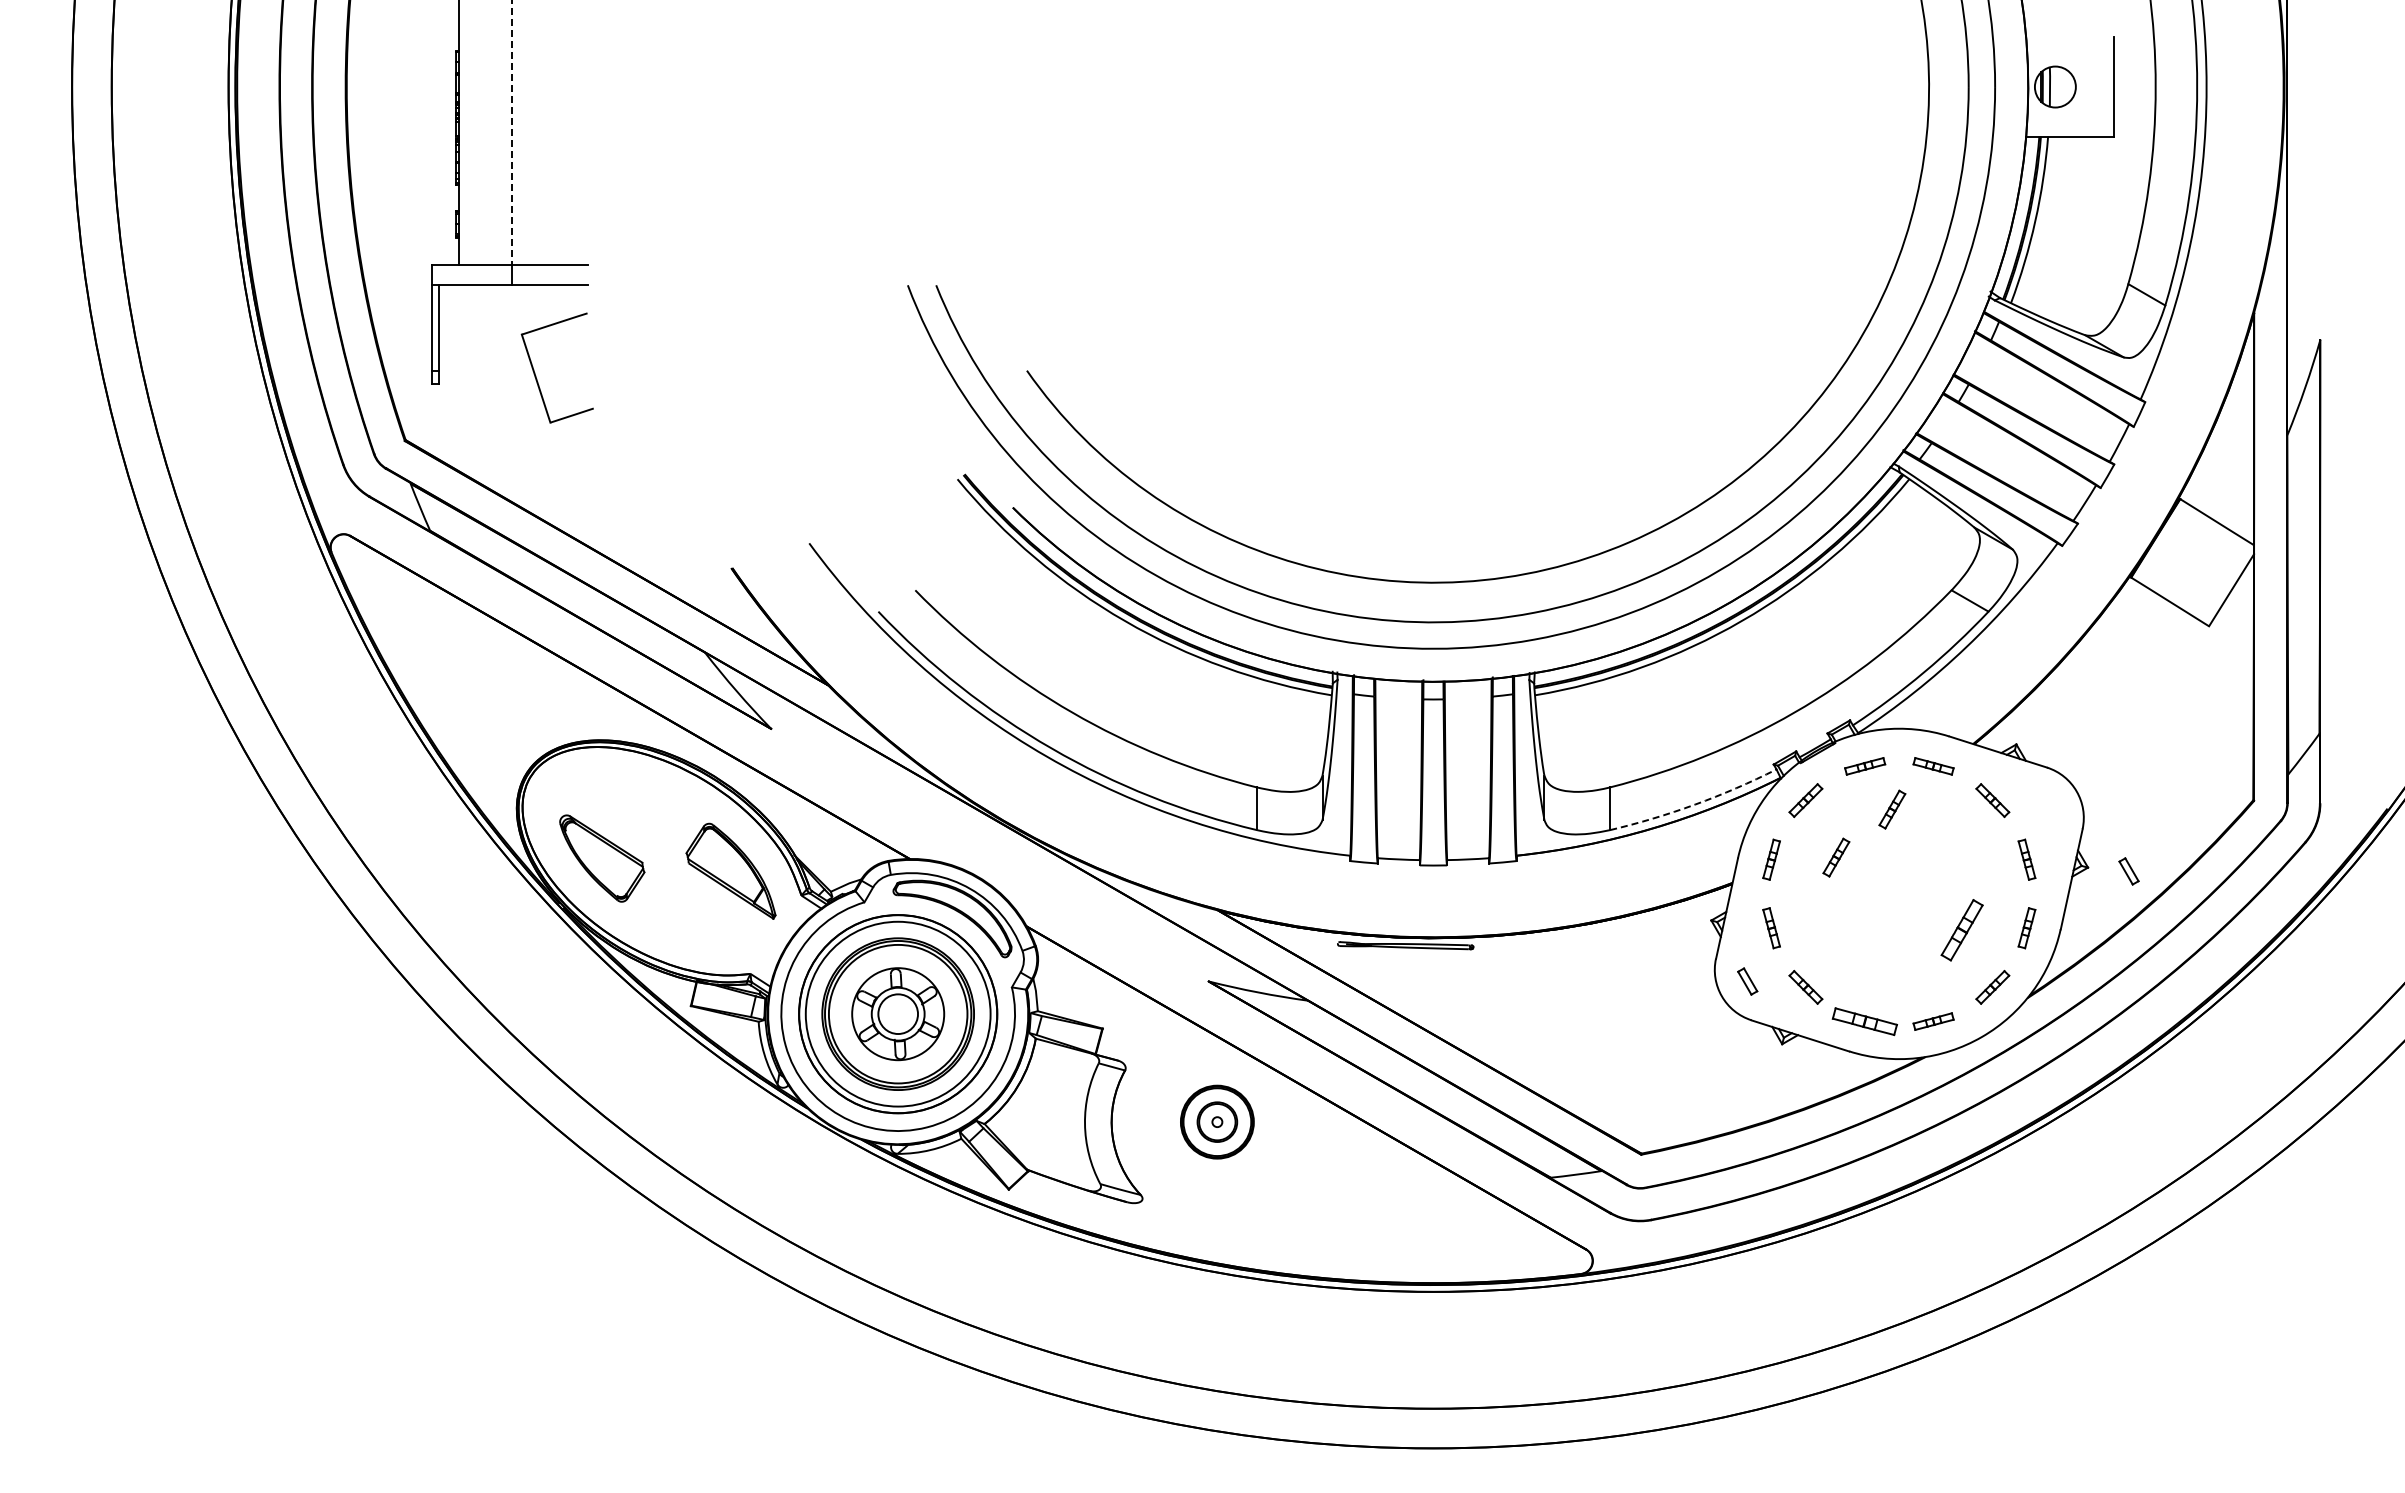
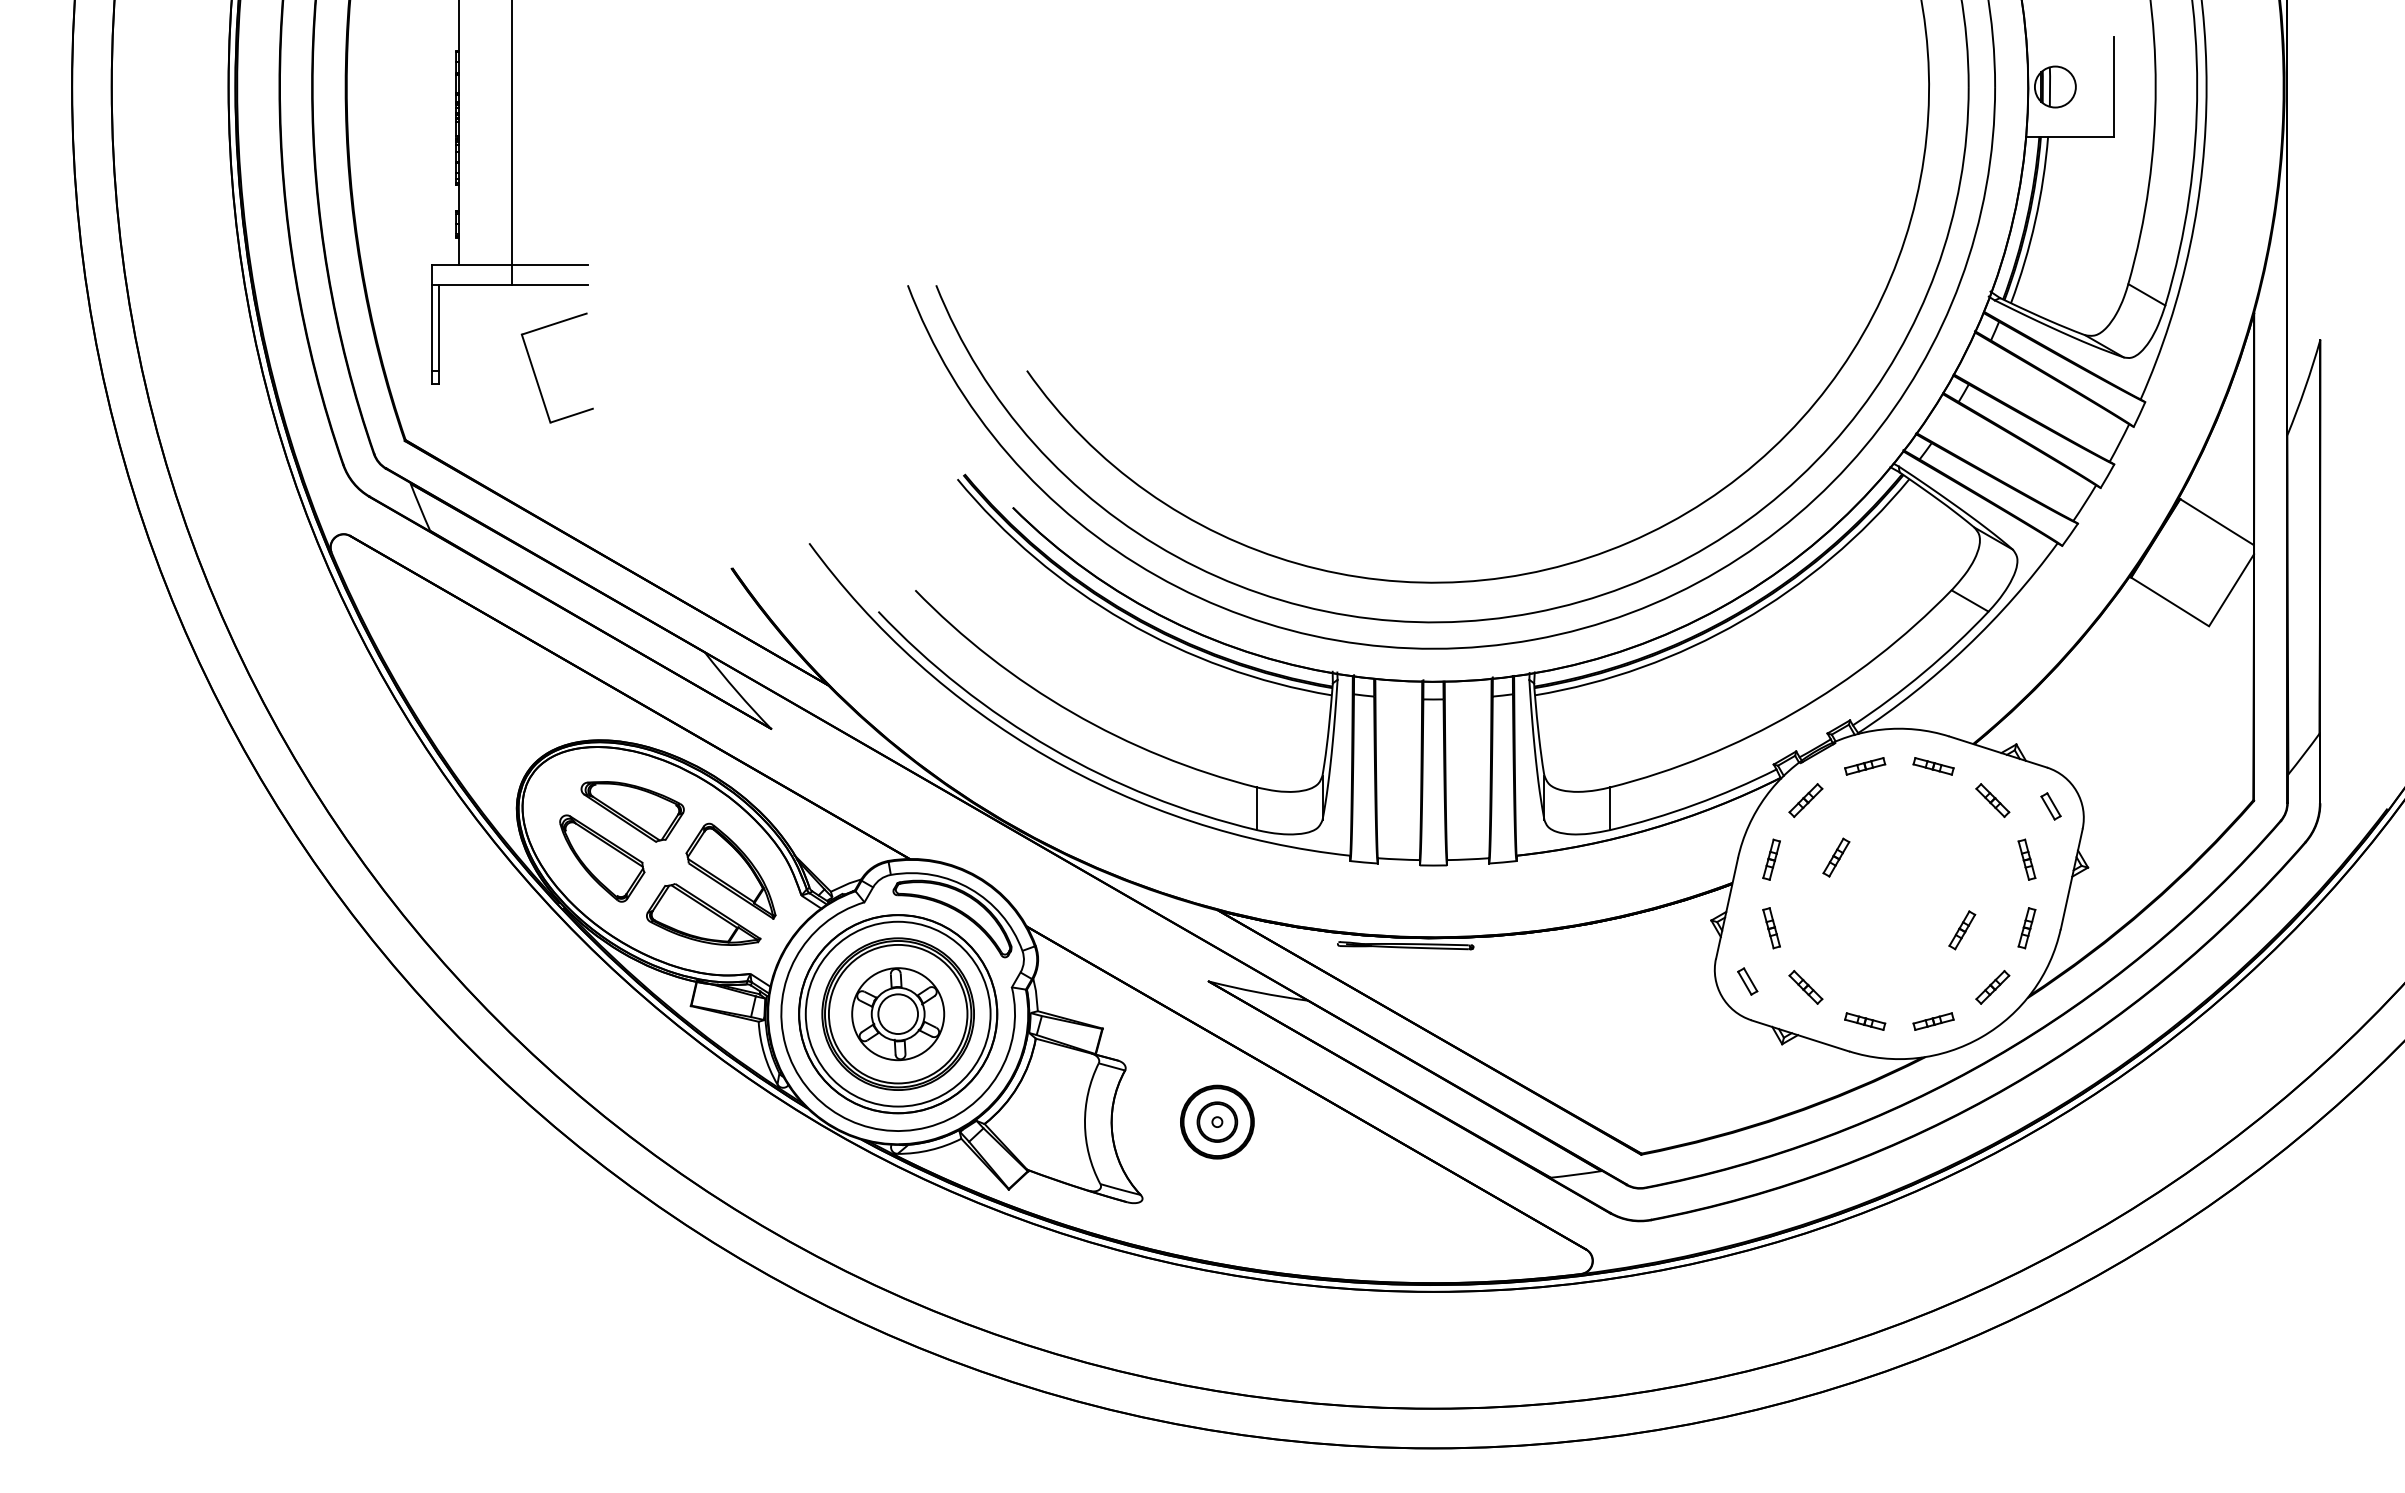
line: dashed -> solid (511, 133)
arc: dashed -> solid (1695, 804)
part: present -> none (1892, 809)
part: none -> present (632, 811)
part position: (2128, 871) -> (2050, 806) (2050, 806)
part: none -> present (703, 914)
part size: 44x63 px -> 29x41 px (1962, 930)
part size: 67x30 px -> 43x19 px (1865, 1021)
